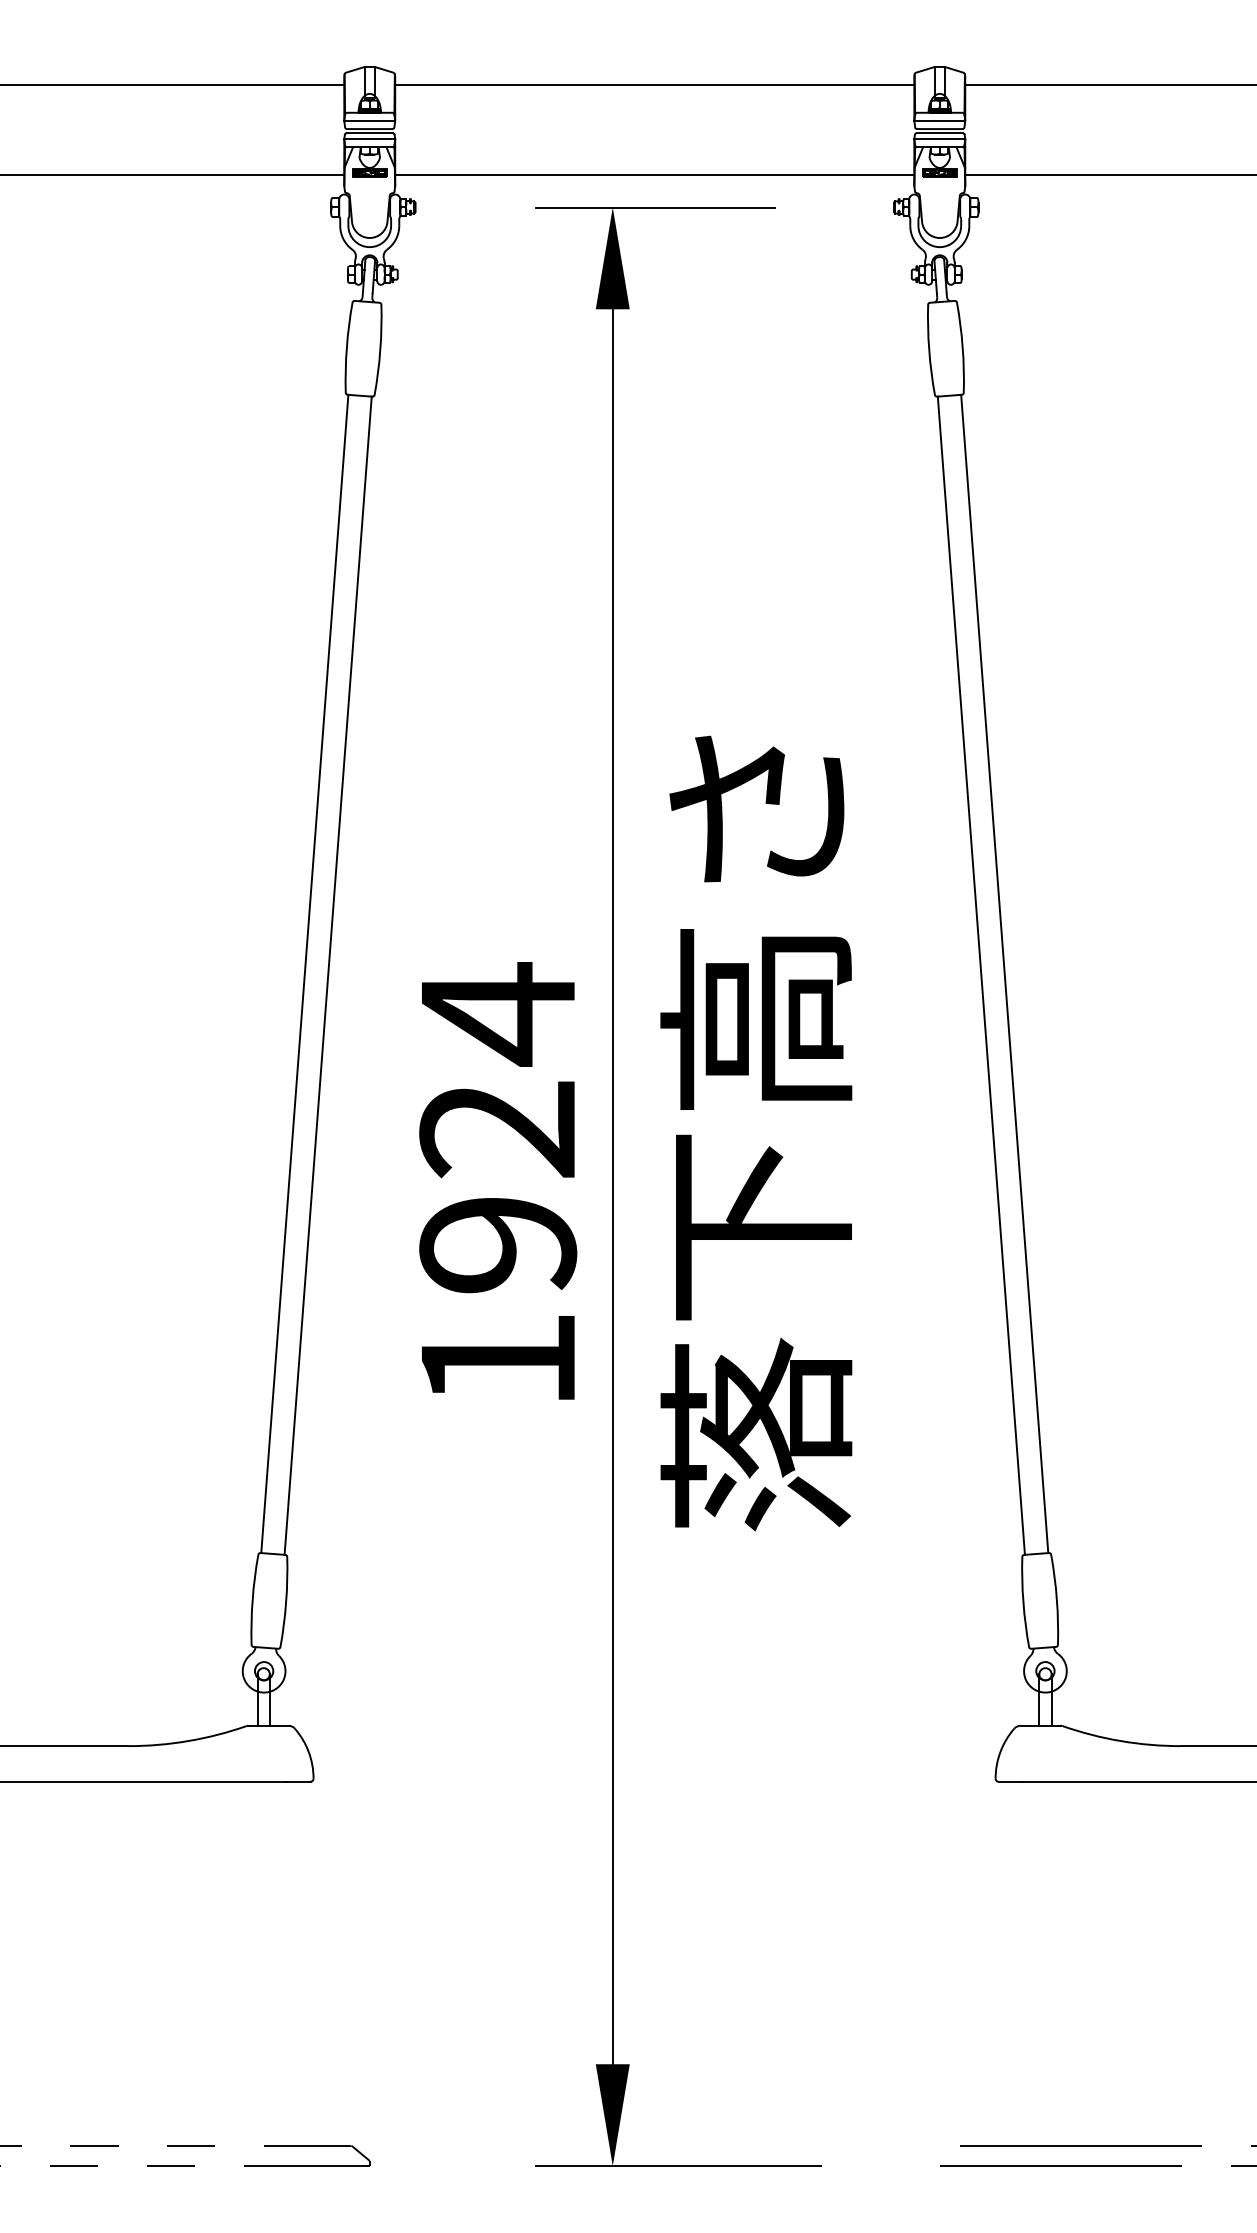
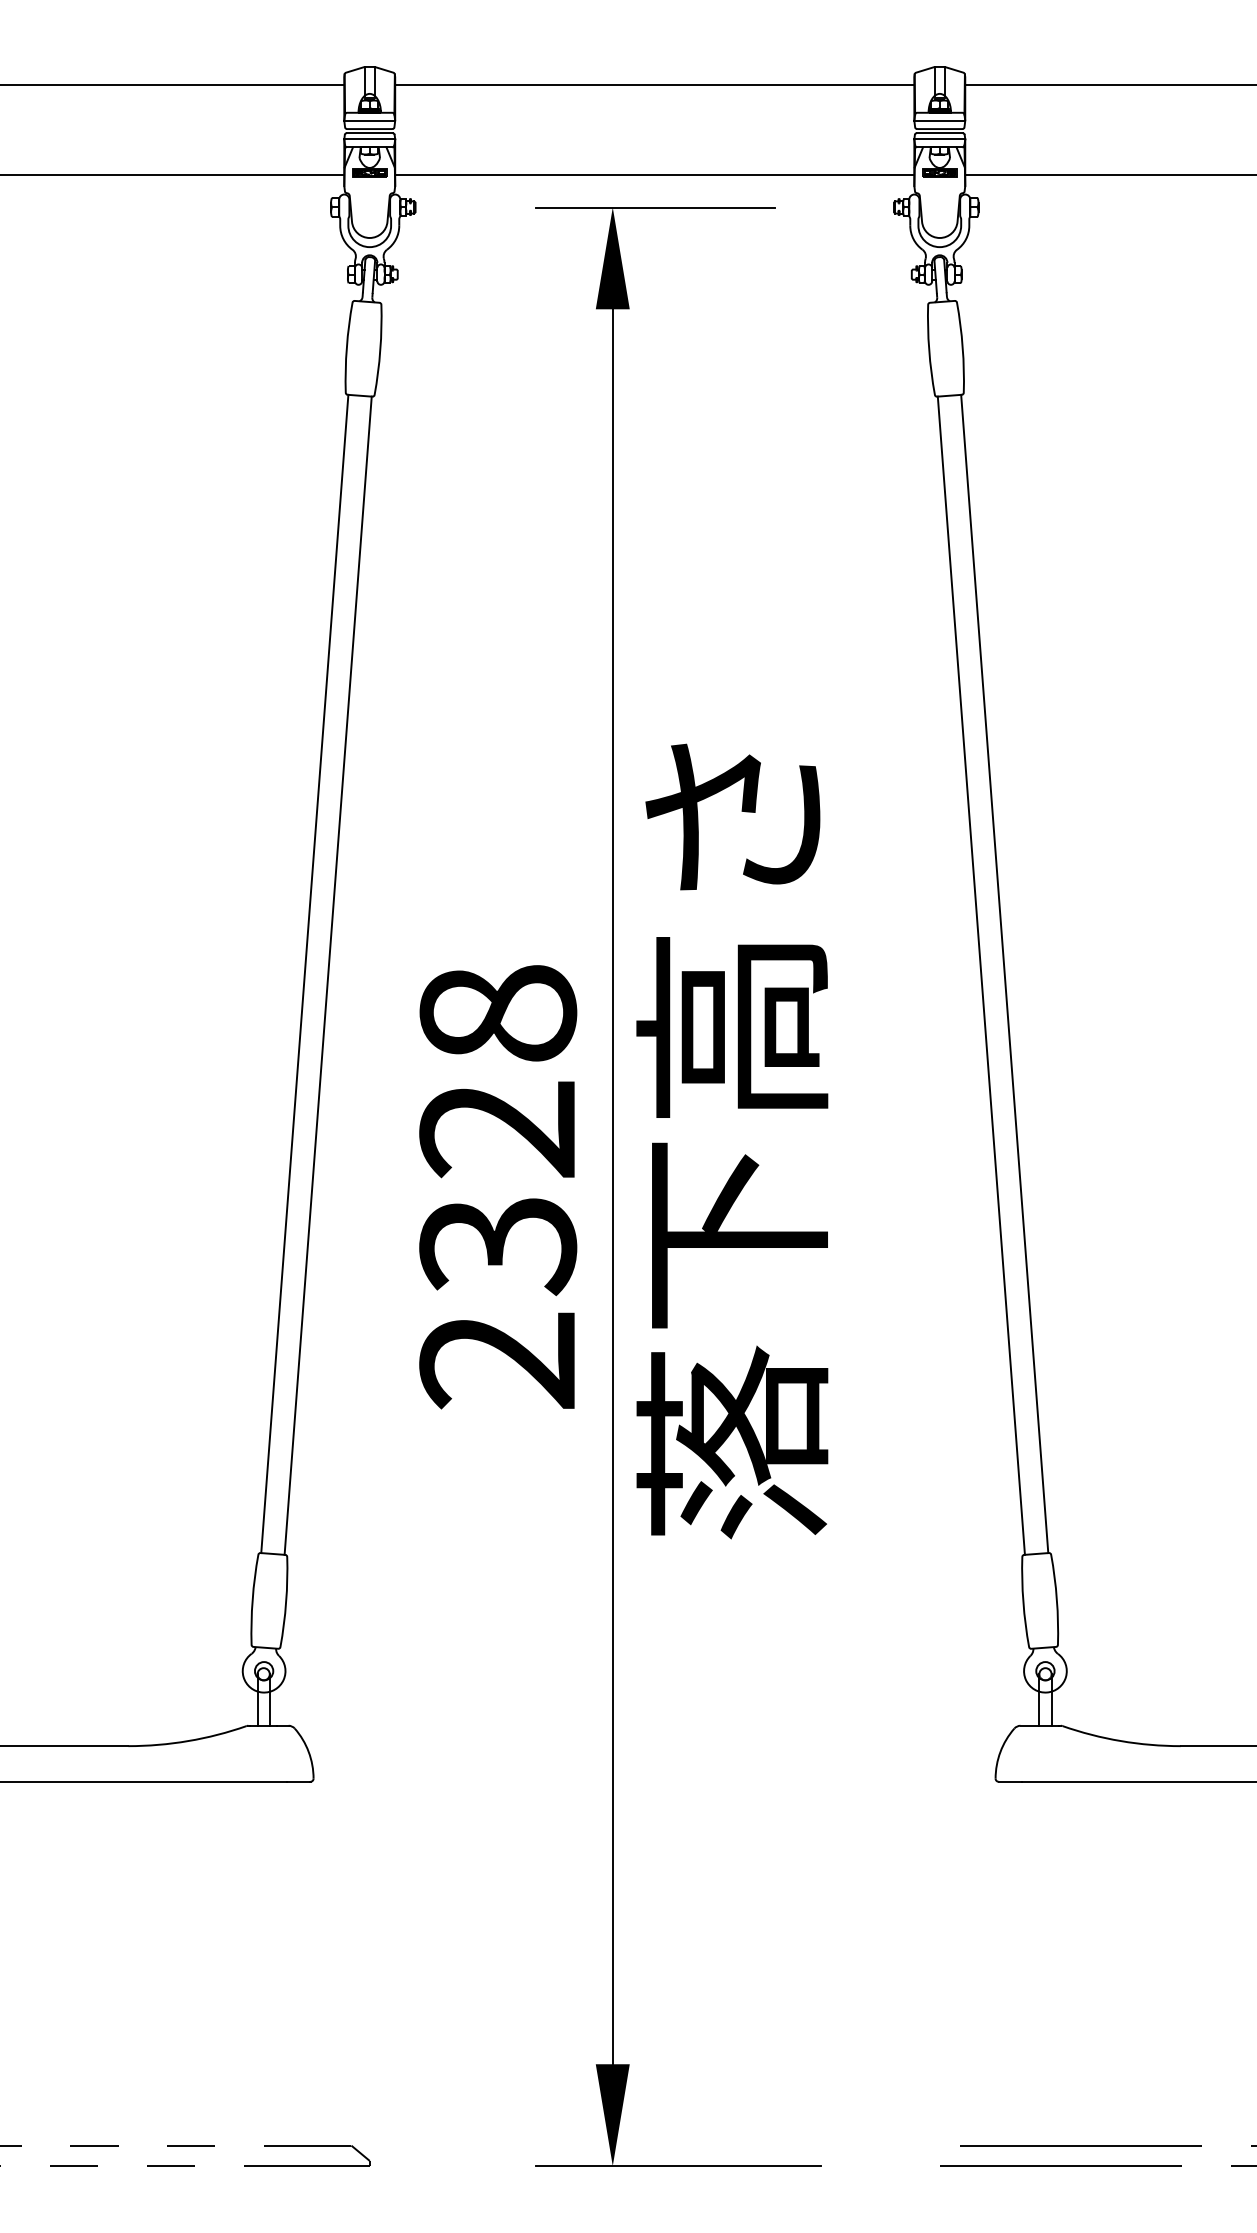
text position: (756, 1133) -> (732, 1141) (732, 1141)
text: 1924 -> 2328 (498, 1185)
